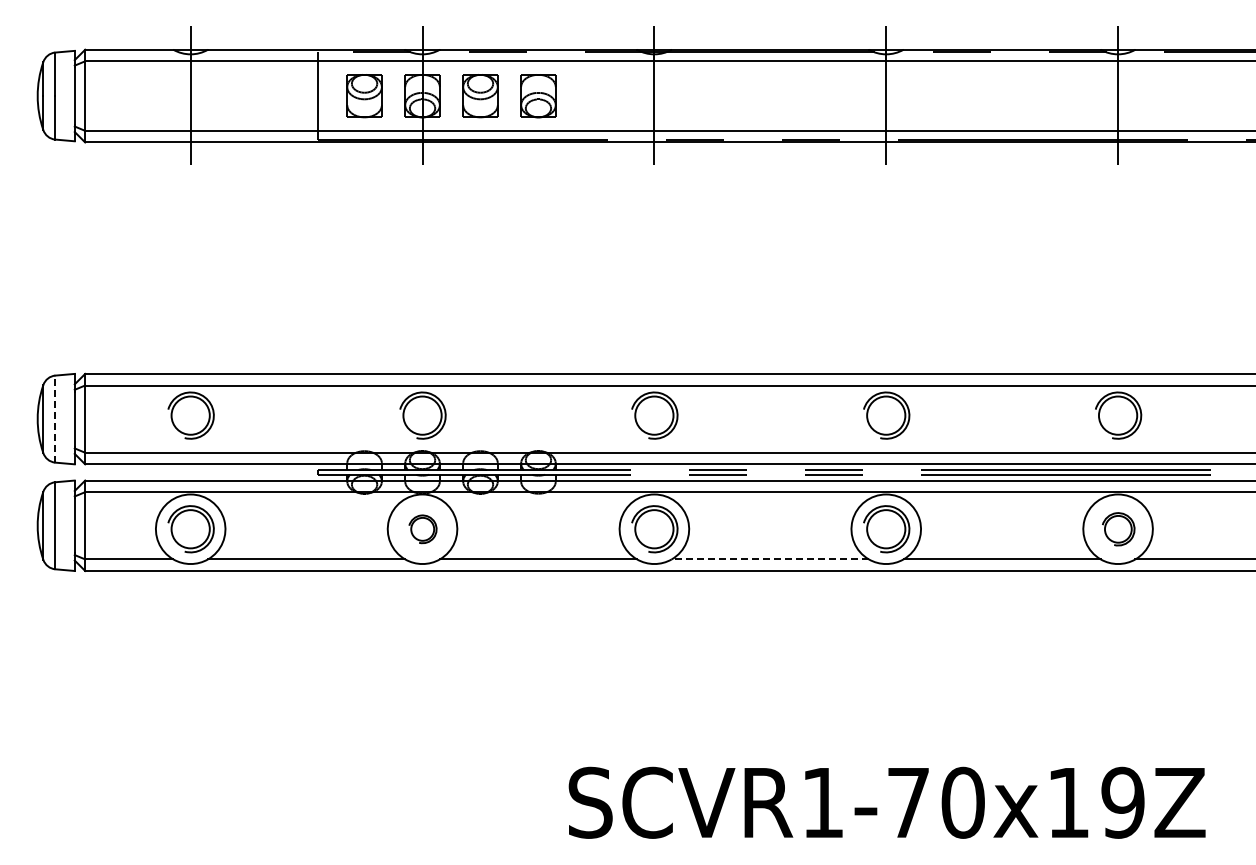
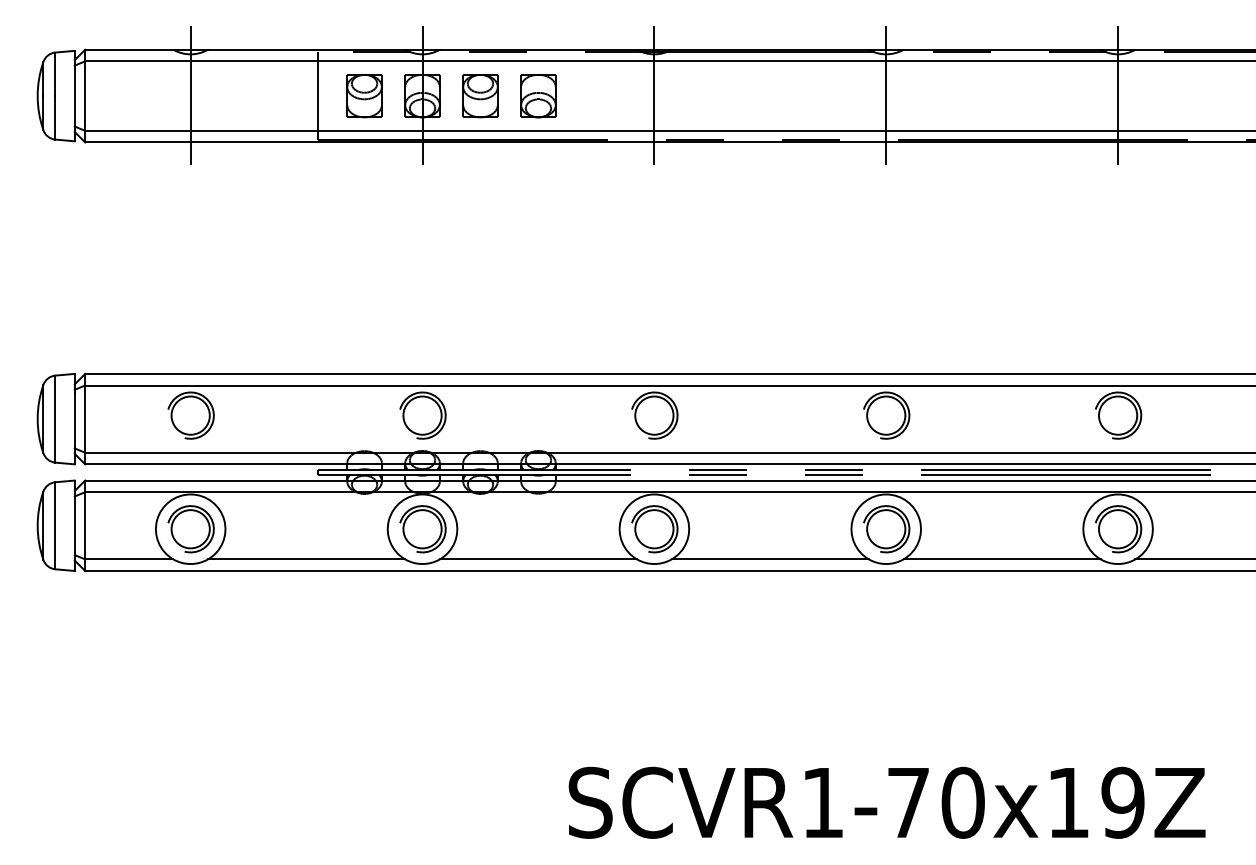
line: dashed -> solid (55, 419)
part size: 30x31 px -> 48x49 px (422, 529)
part size: 34x35 px -> 48x49 px (1118, 529)
line: dashed -> solid (770, 559)
